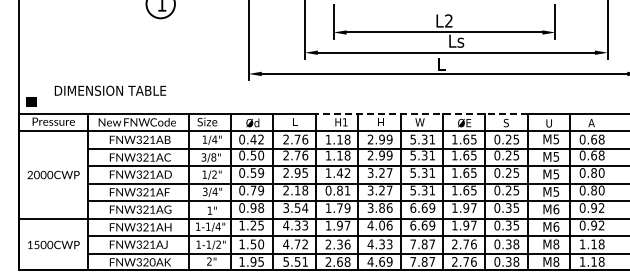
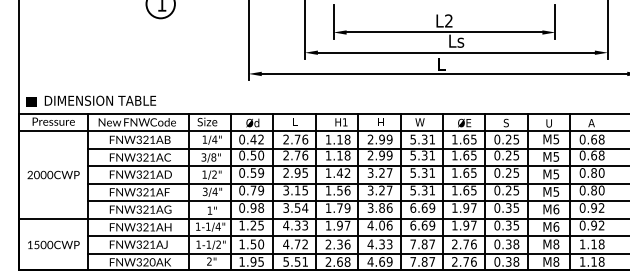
text position: (110, 90) -> (100, 100) (100, 100)
line: dashed -> solid (421, 113)
text: 2.18 -> 3.15 (295, 190)
text: 0.81 -> 1.56 (337, 190)
